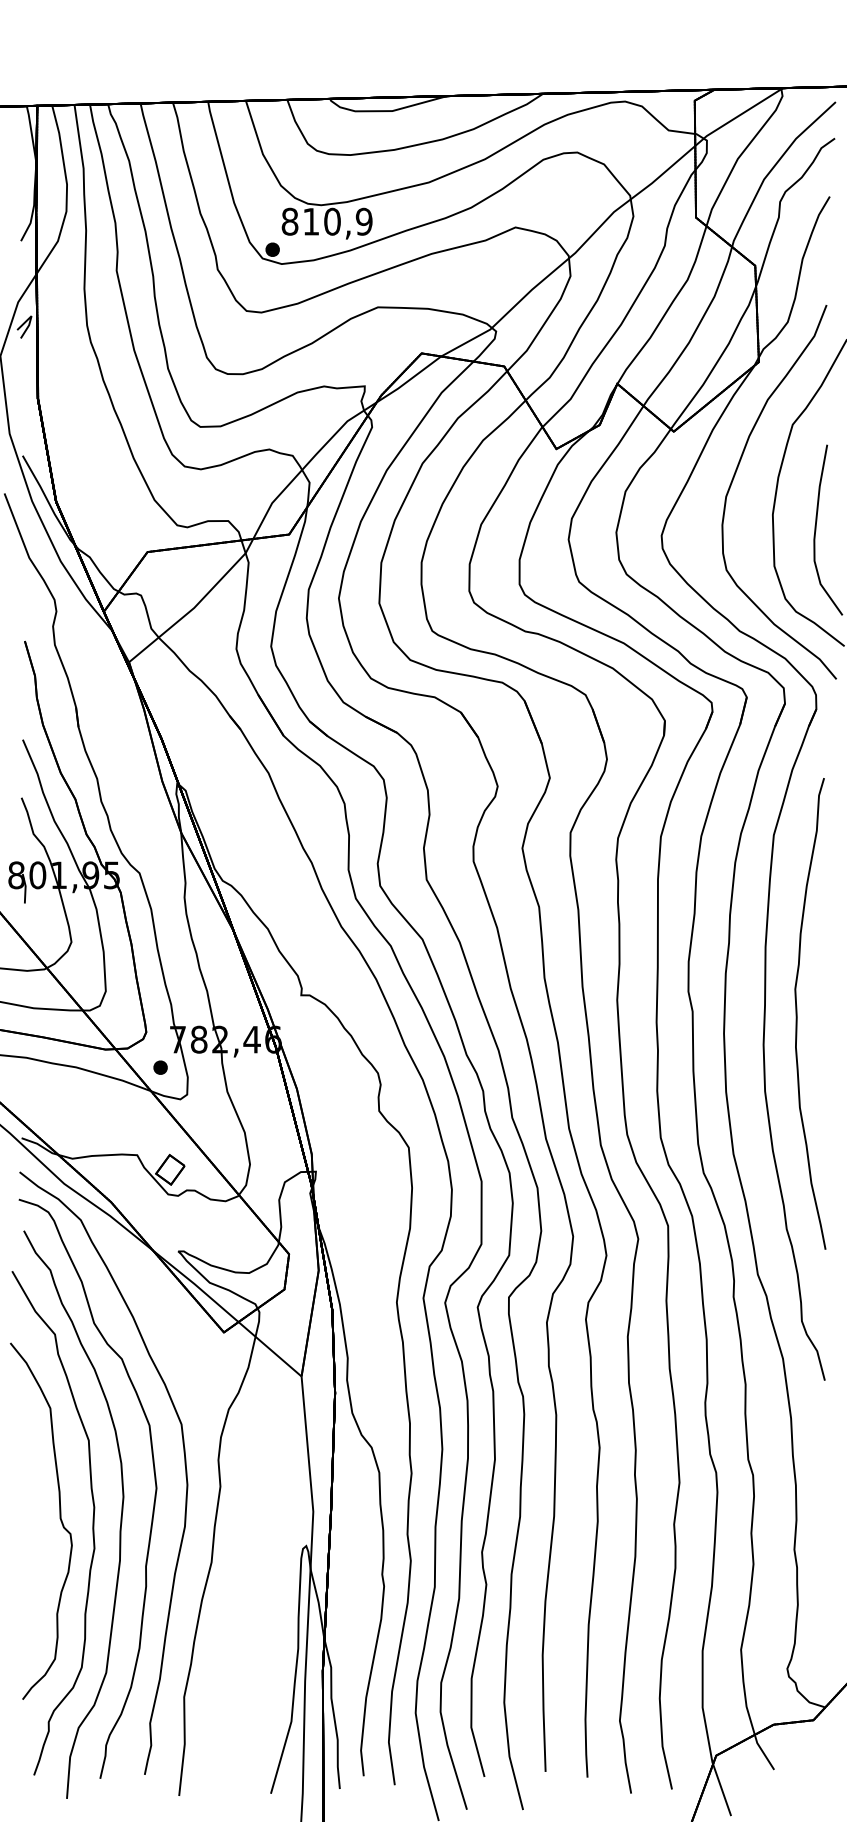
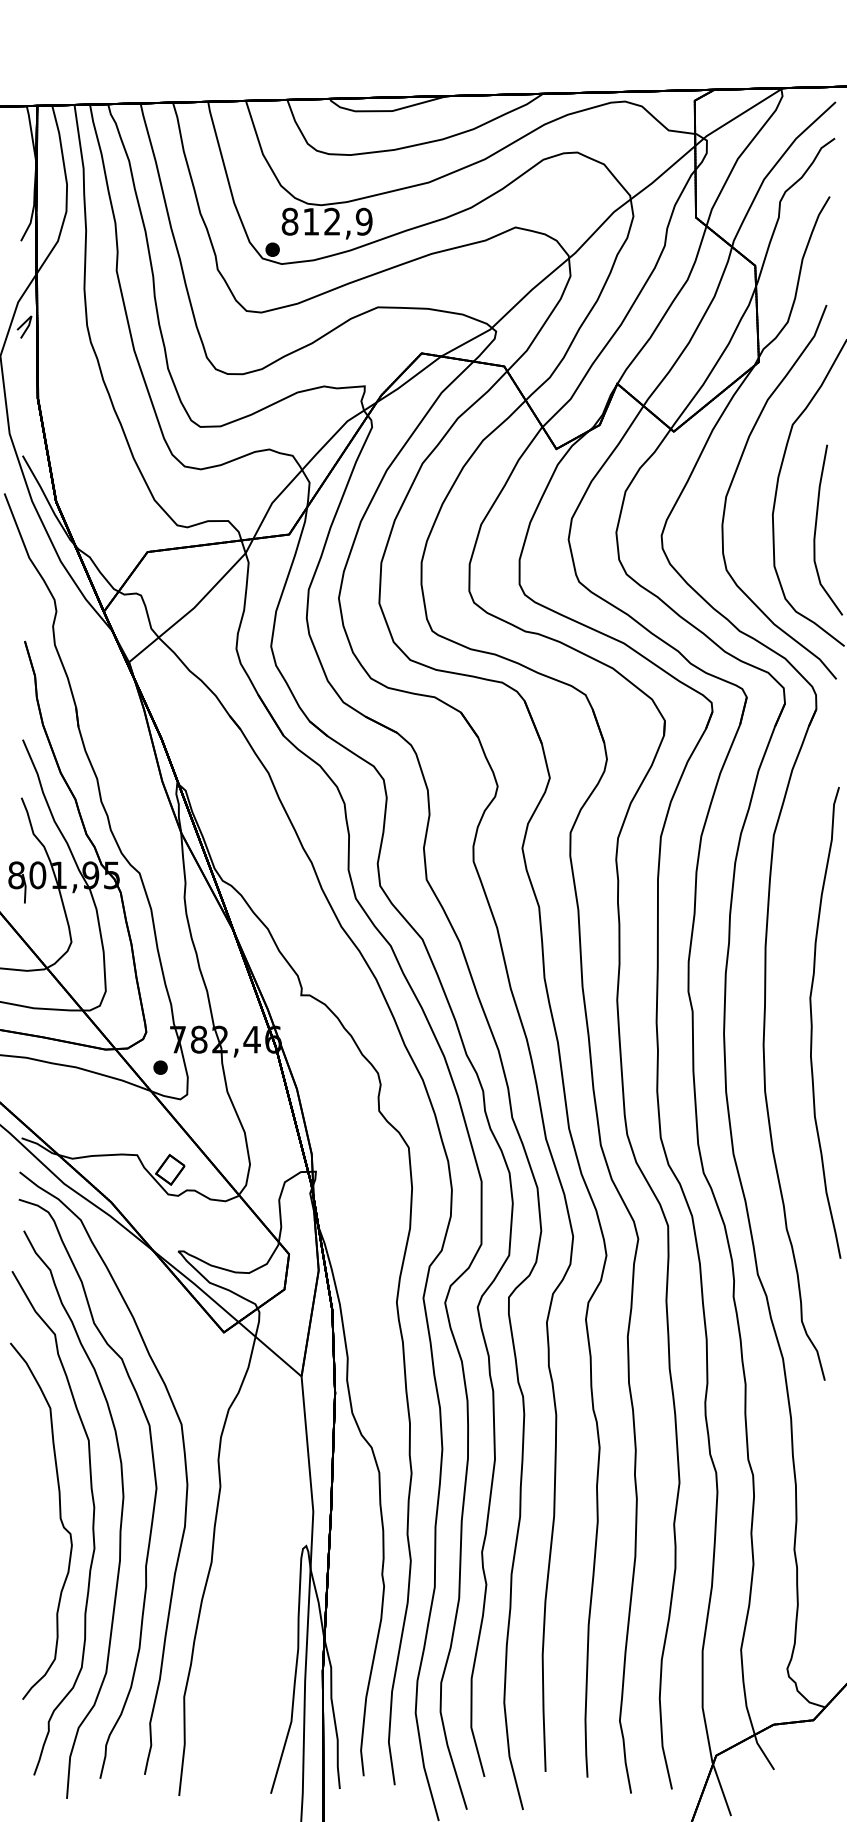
text: 810,9 -> 812,9 (332, 221)
part position: (797, 1013) -> (812, 1022) (812, 1022)
